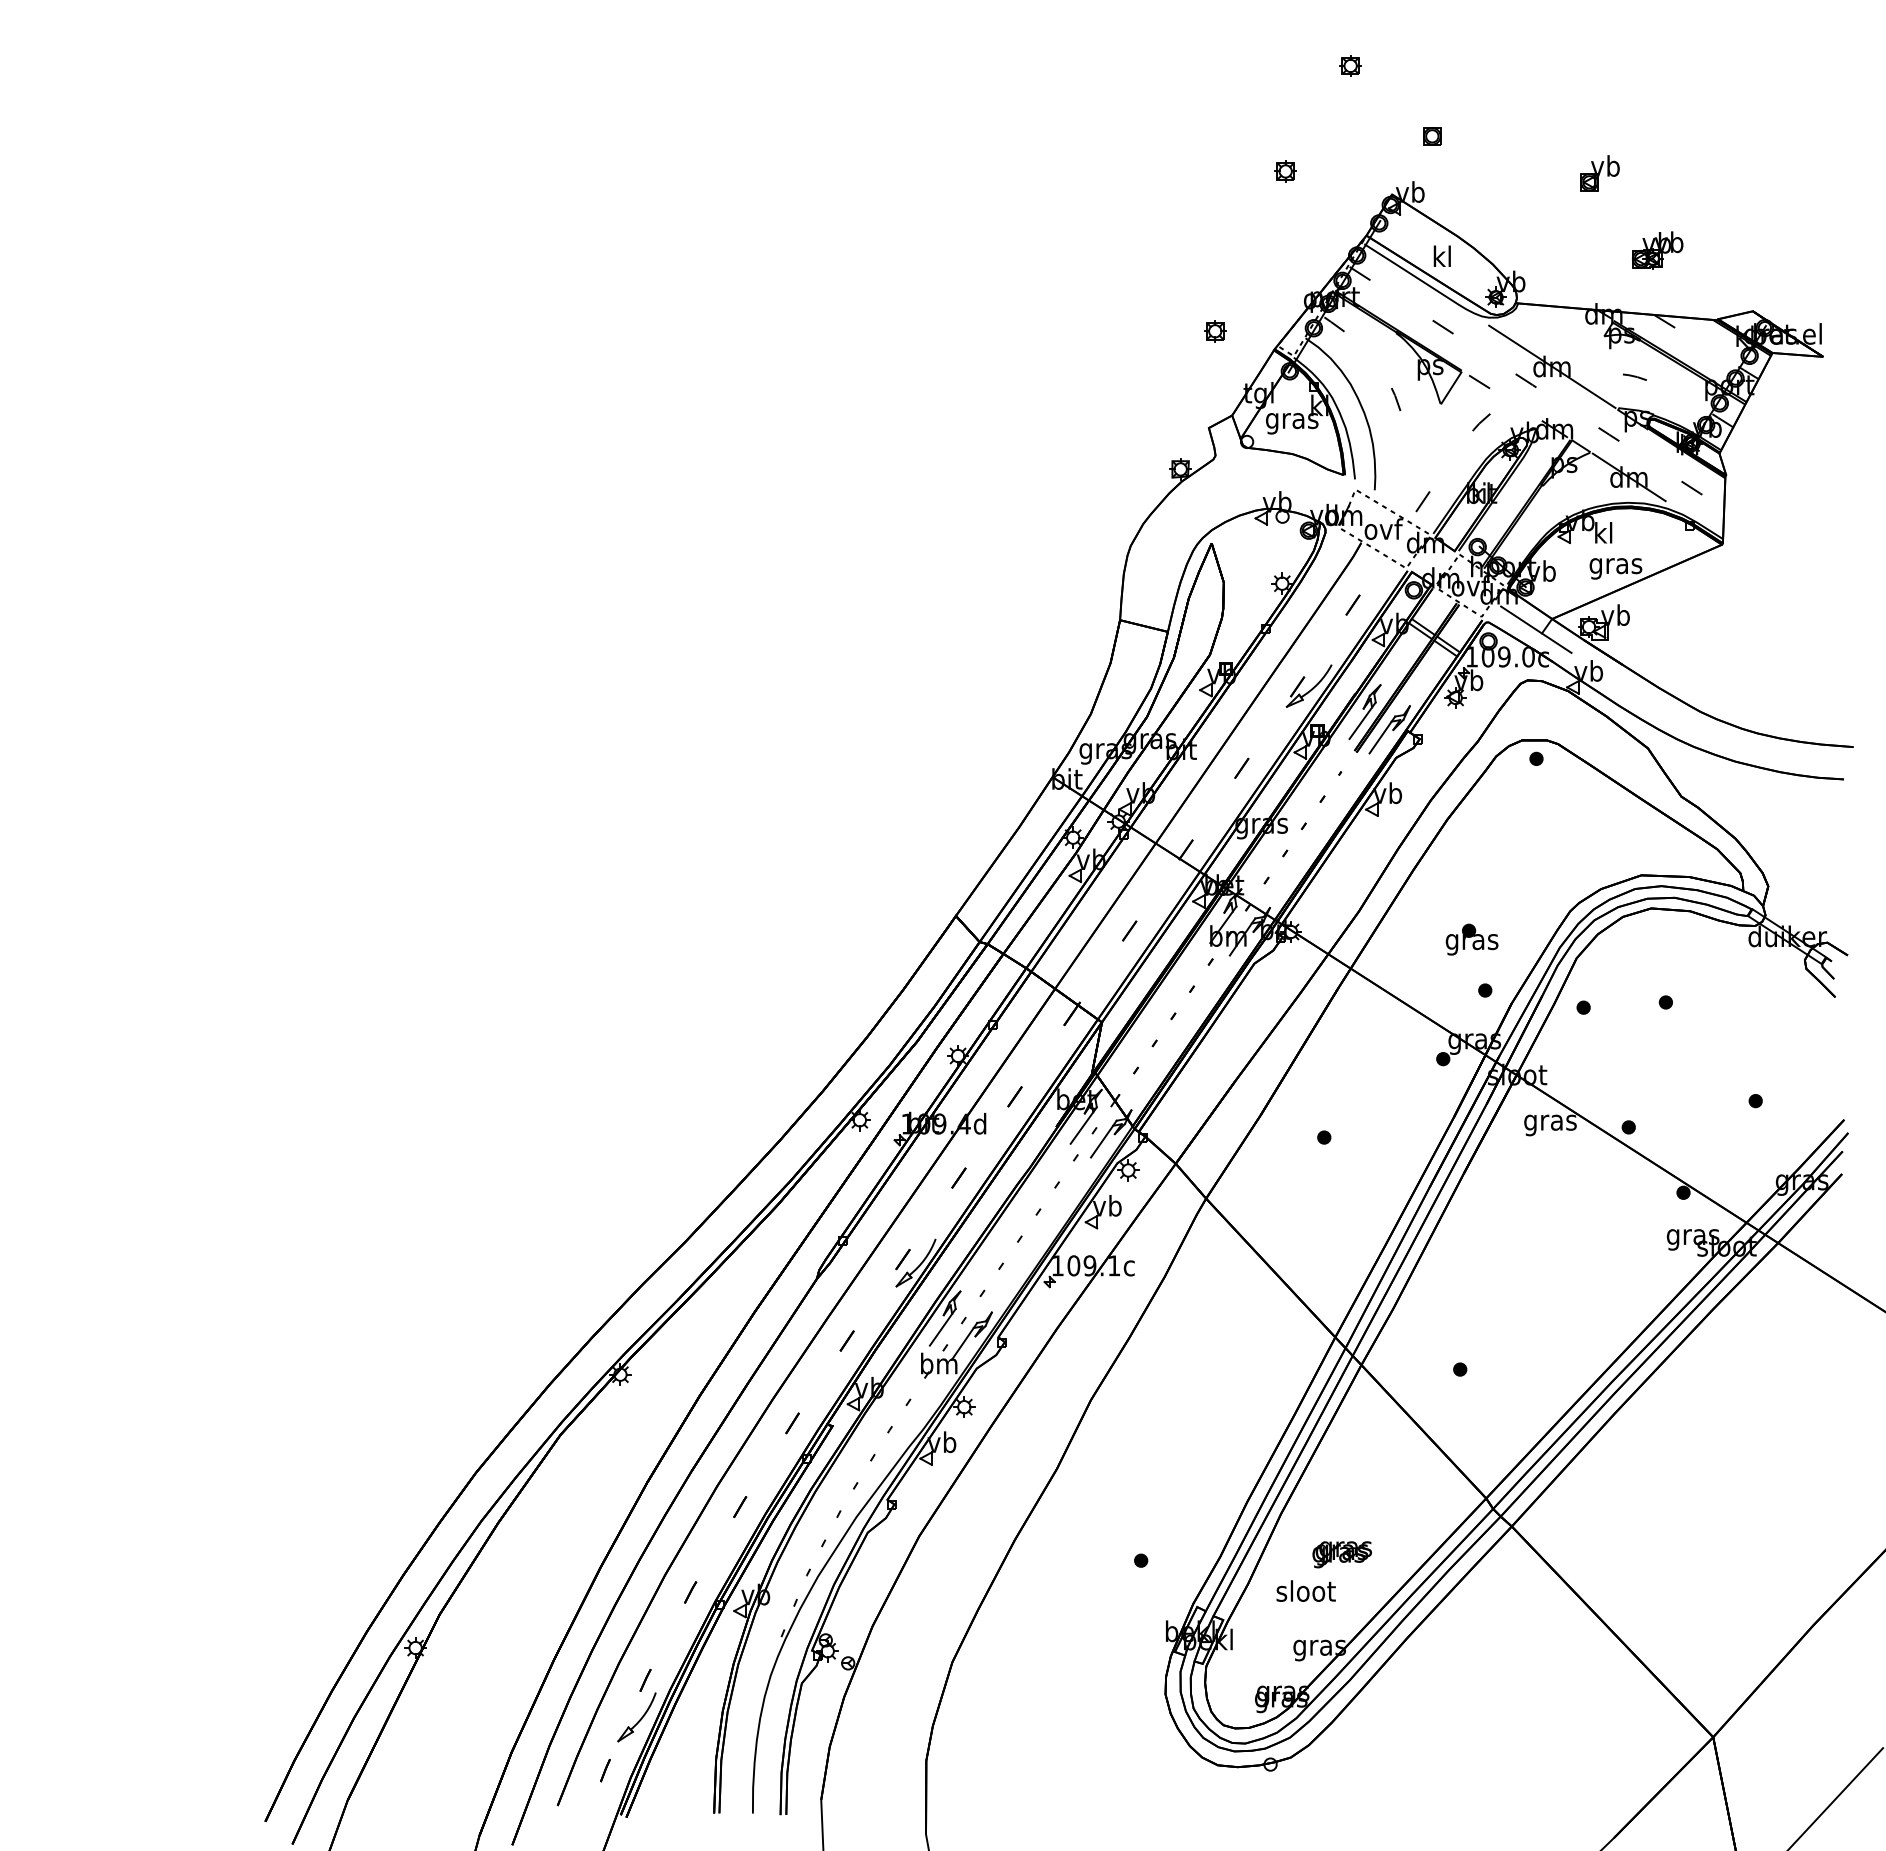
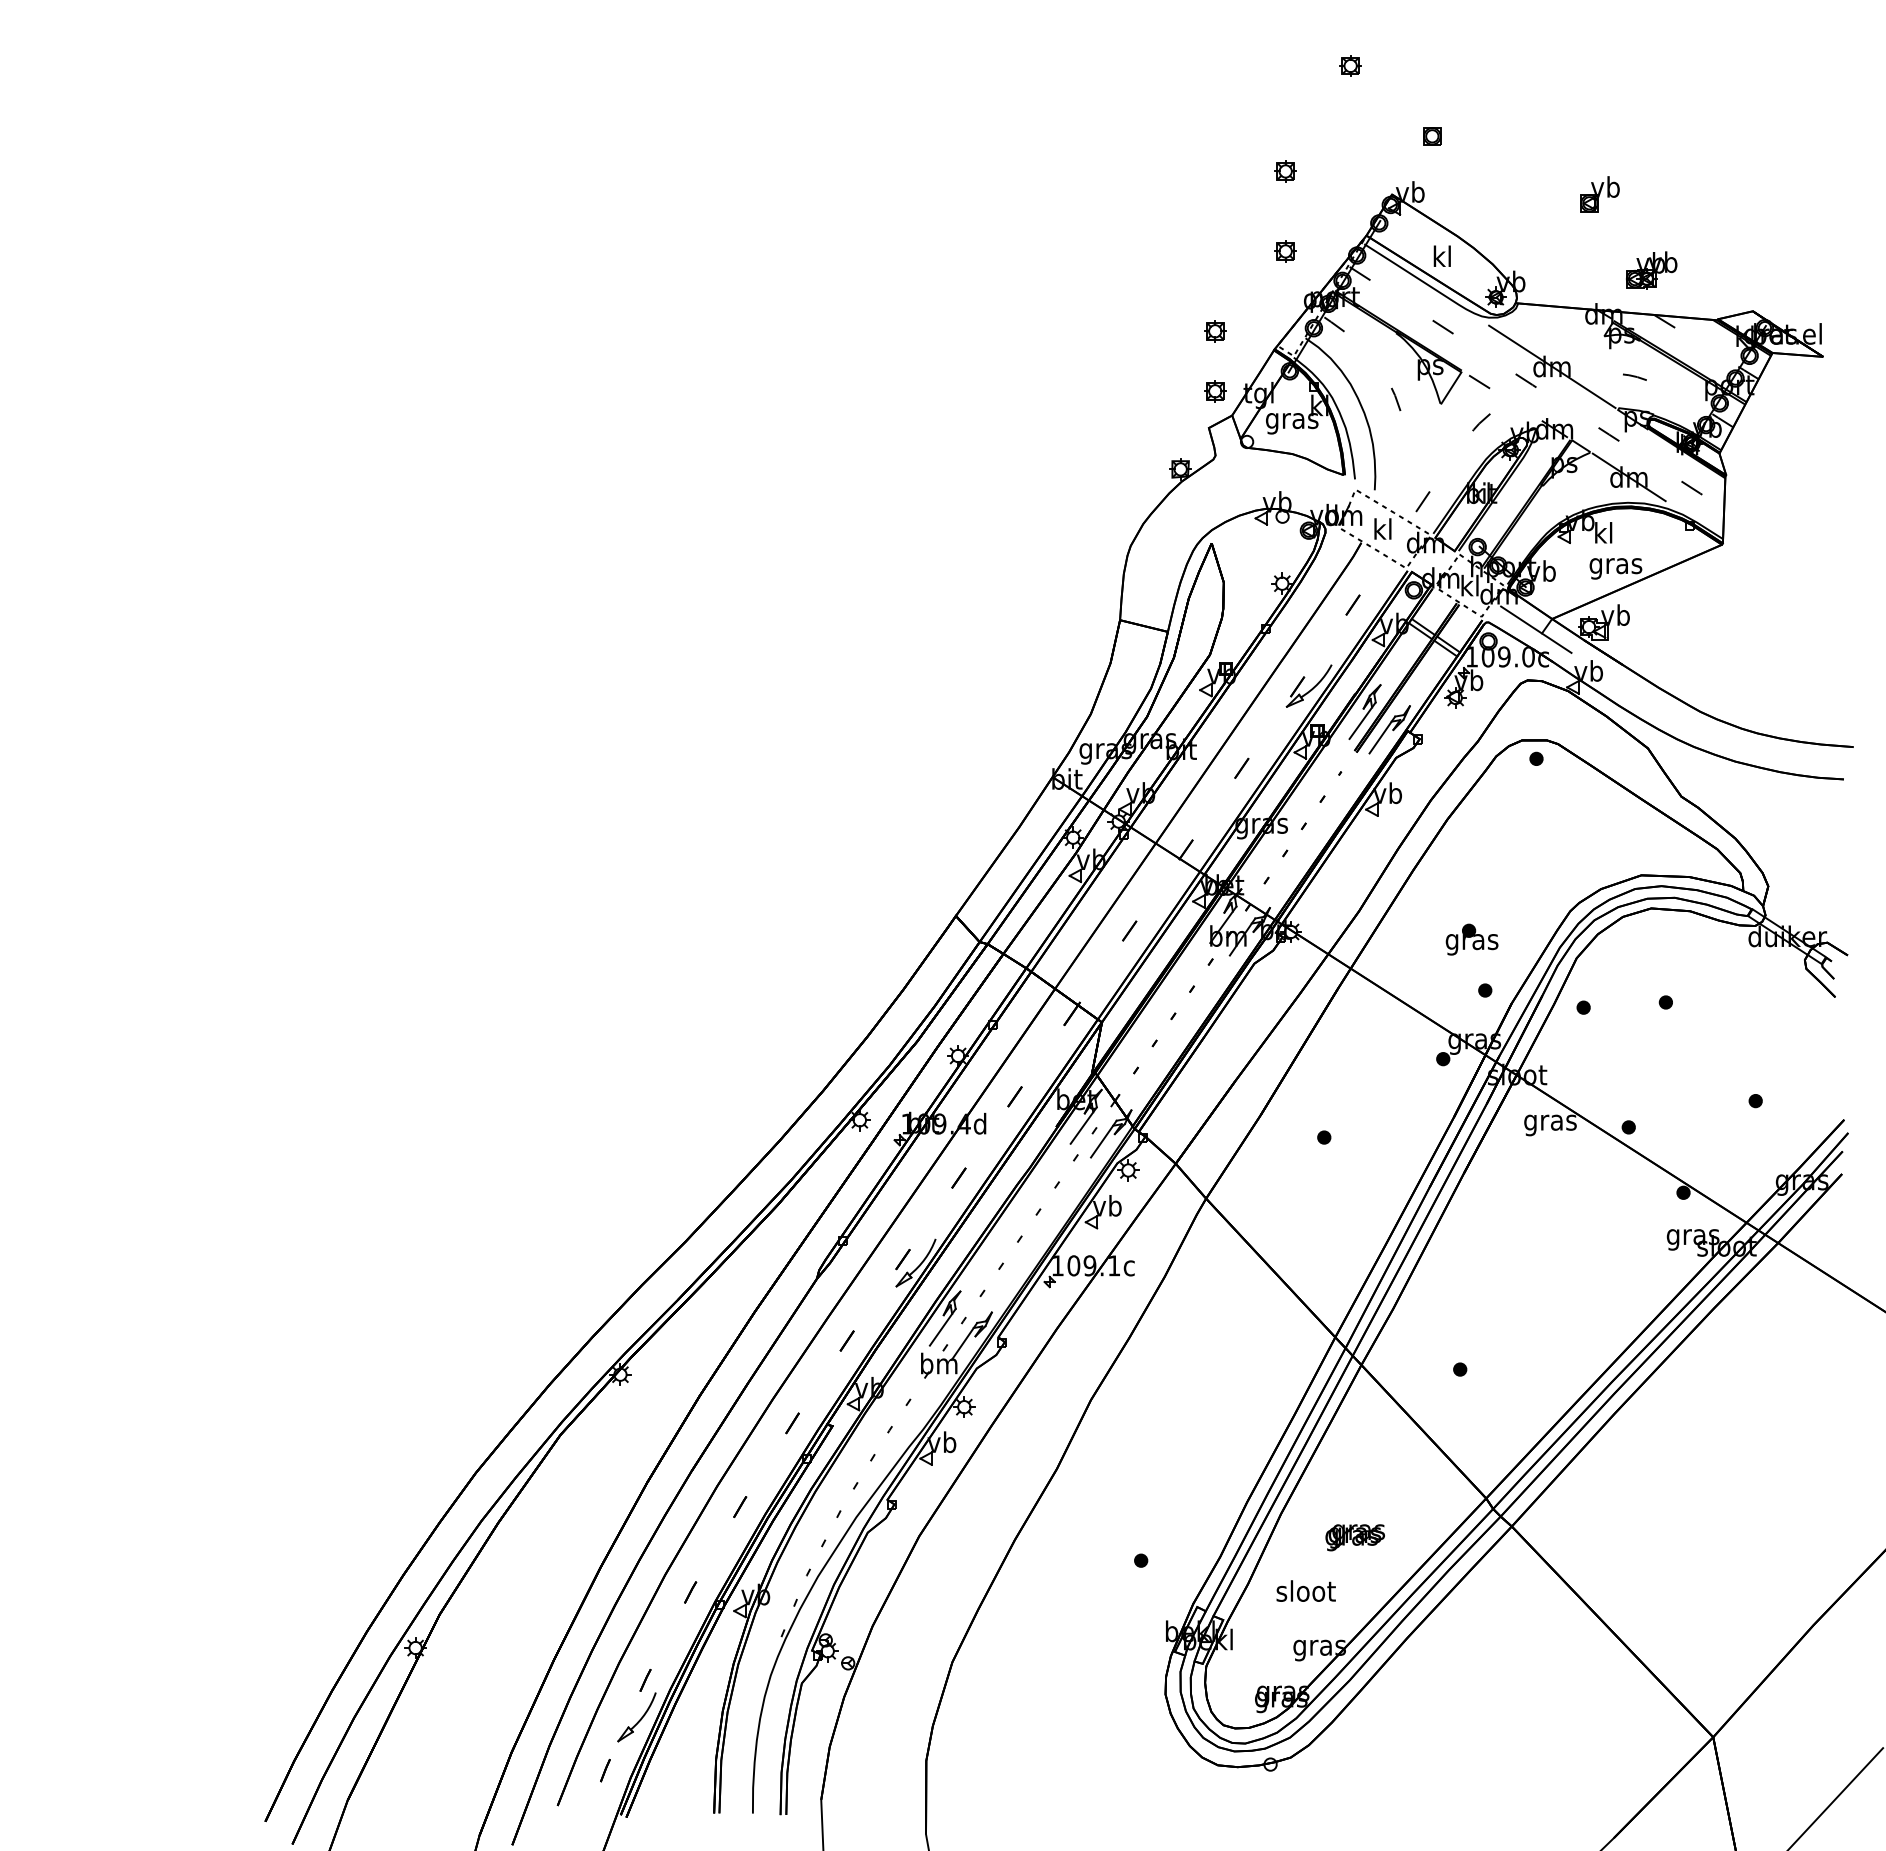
part position: (1599, 173) -> (1599, 194) (1599, 194)
part position: (1657, 250) -> (1651, 270) (1651, 270)
part: none -> present (1285, 251)
part: none -> present (1215, 391)
text: ovf -> kl (1383, 528)
text: ovf -> kl (1470, 585)
text position: (1341, 1554) -> (1354, 1537) (1354, 1537)
